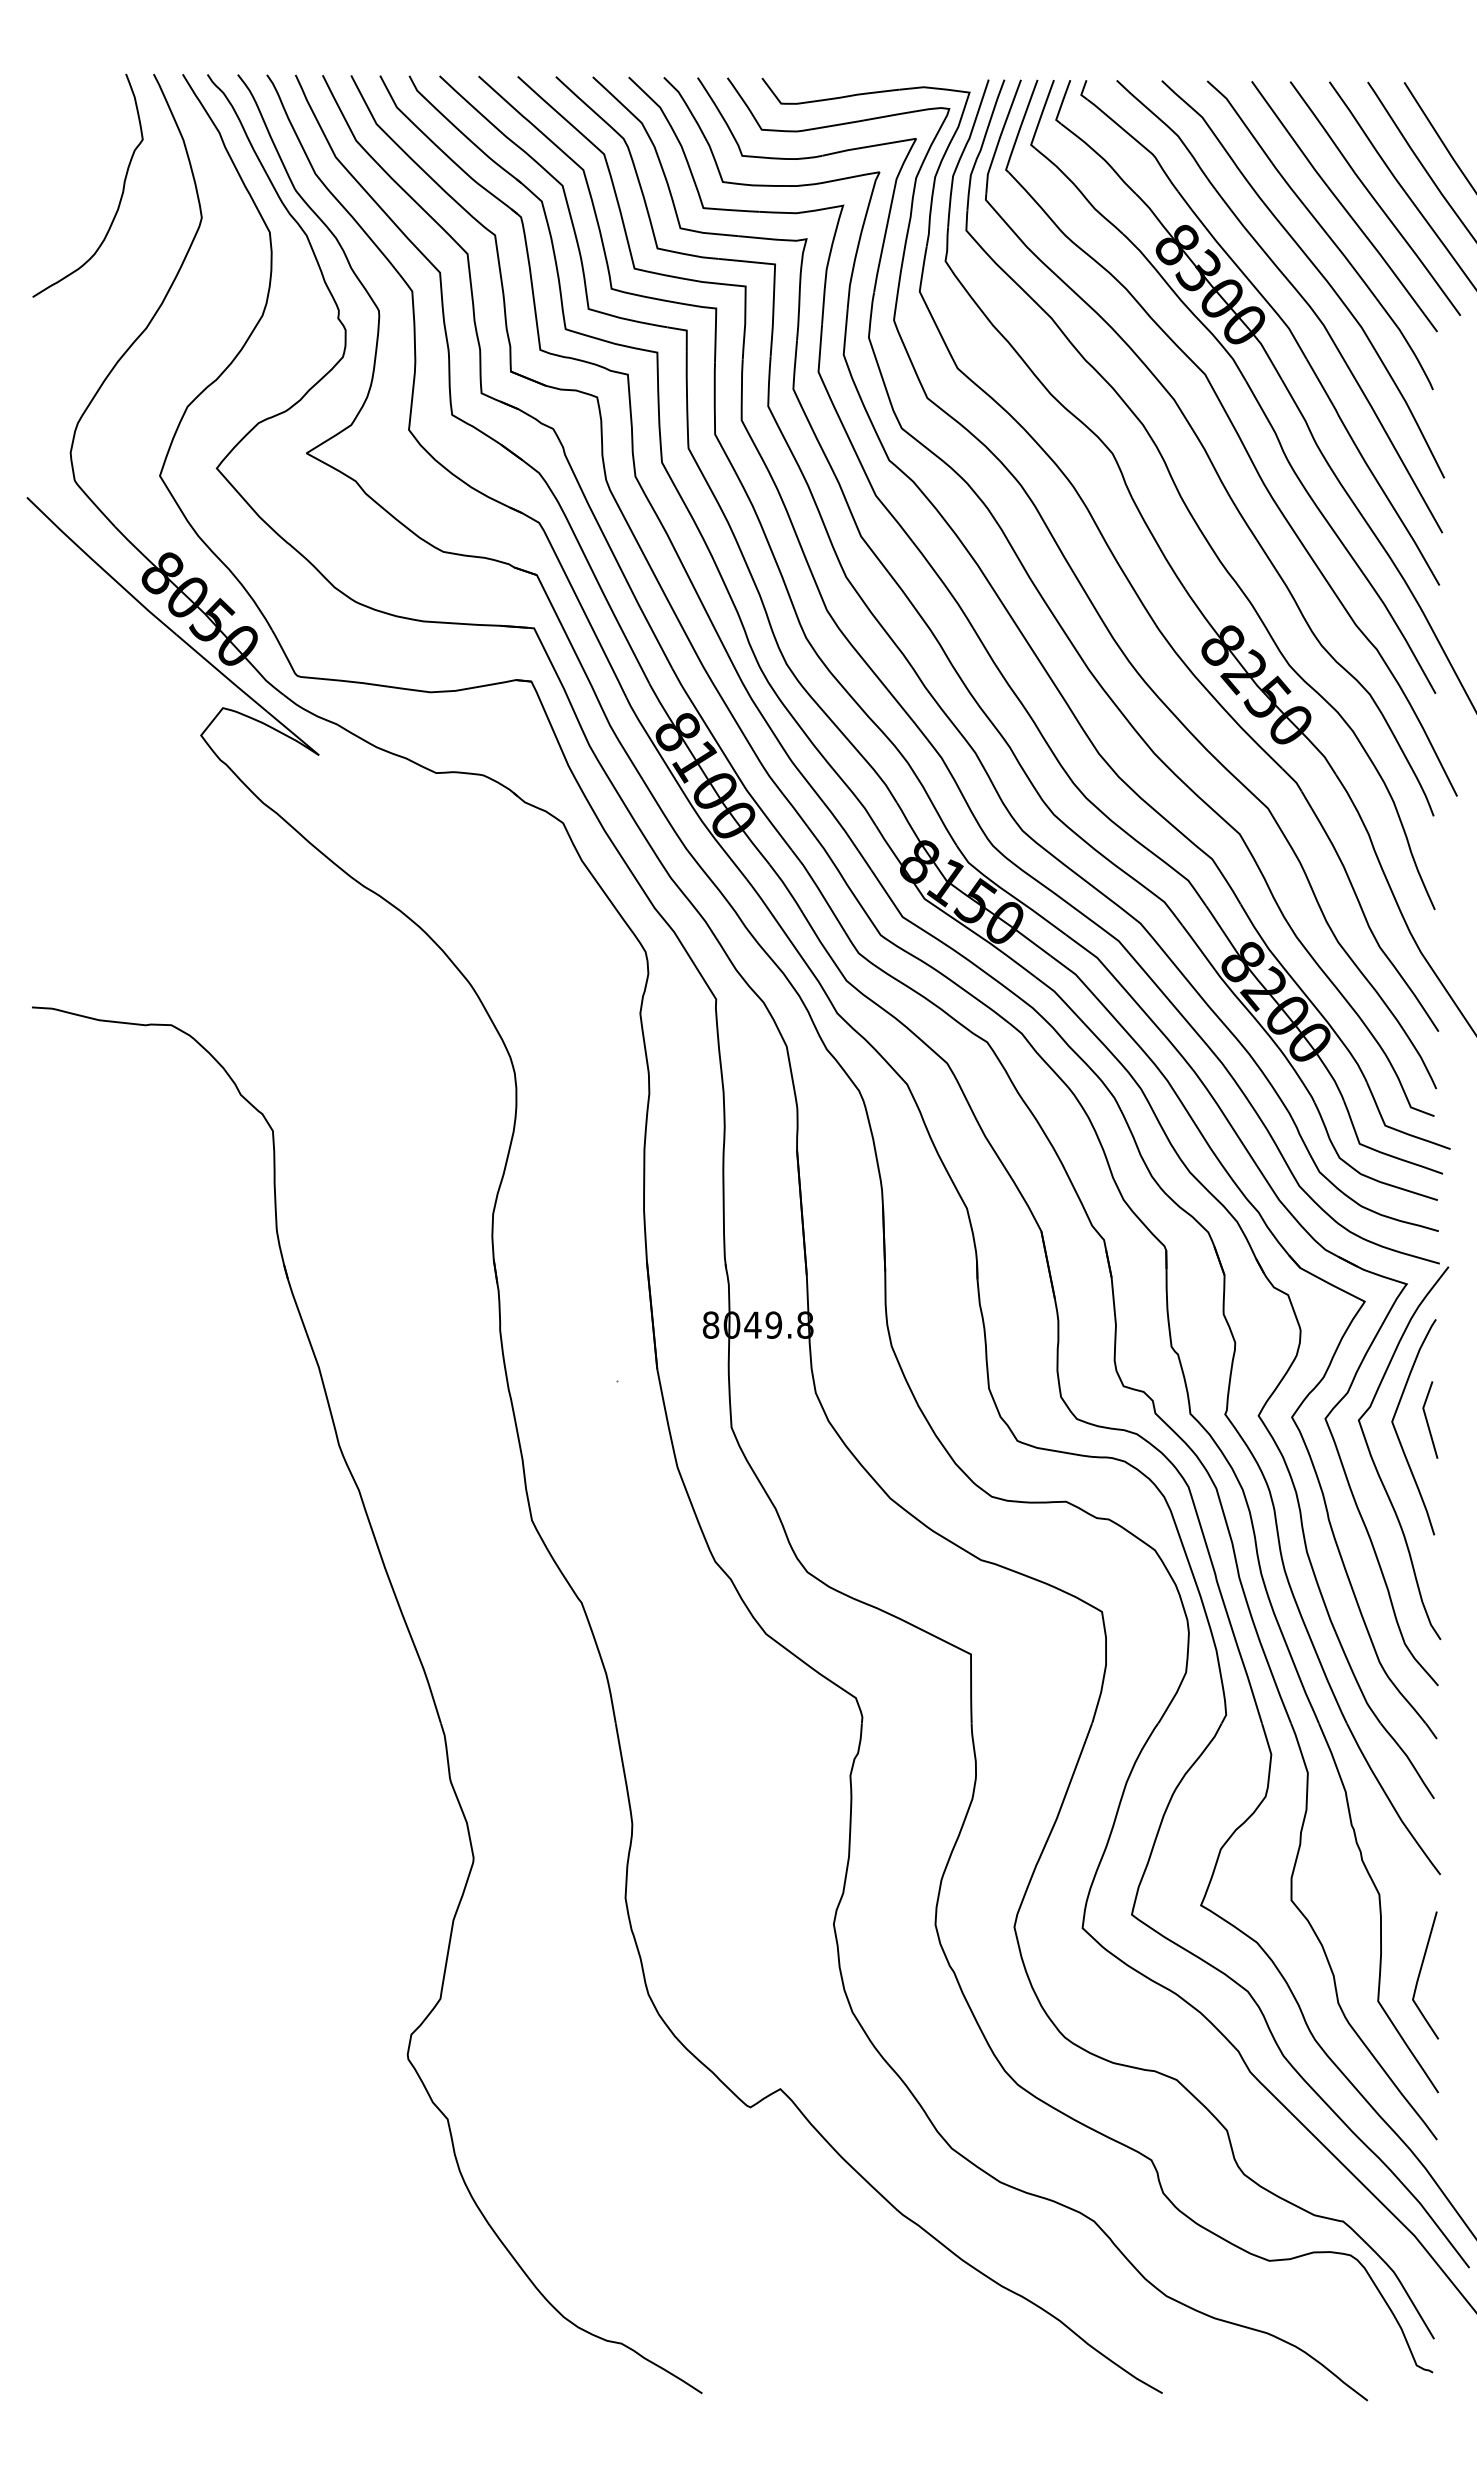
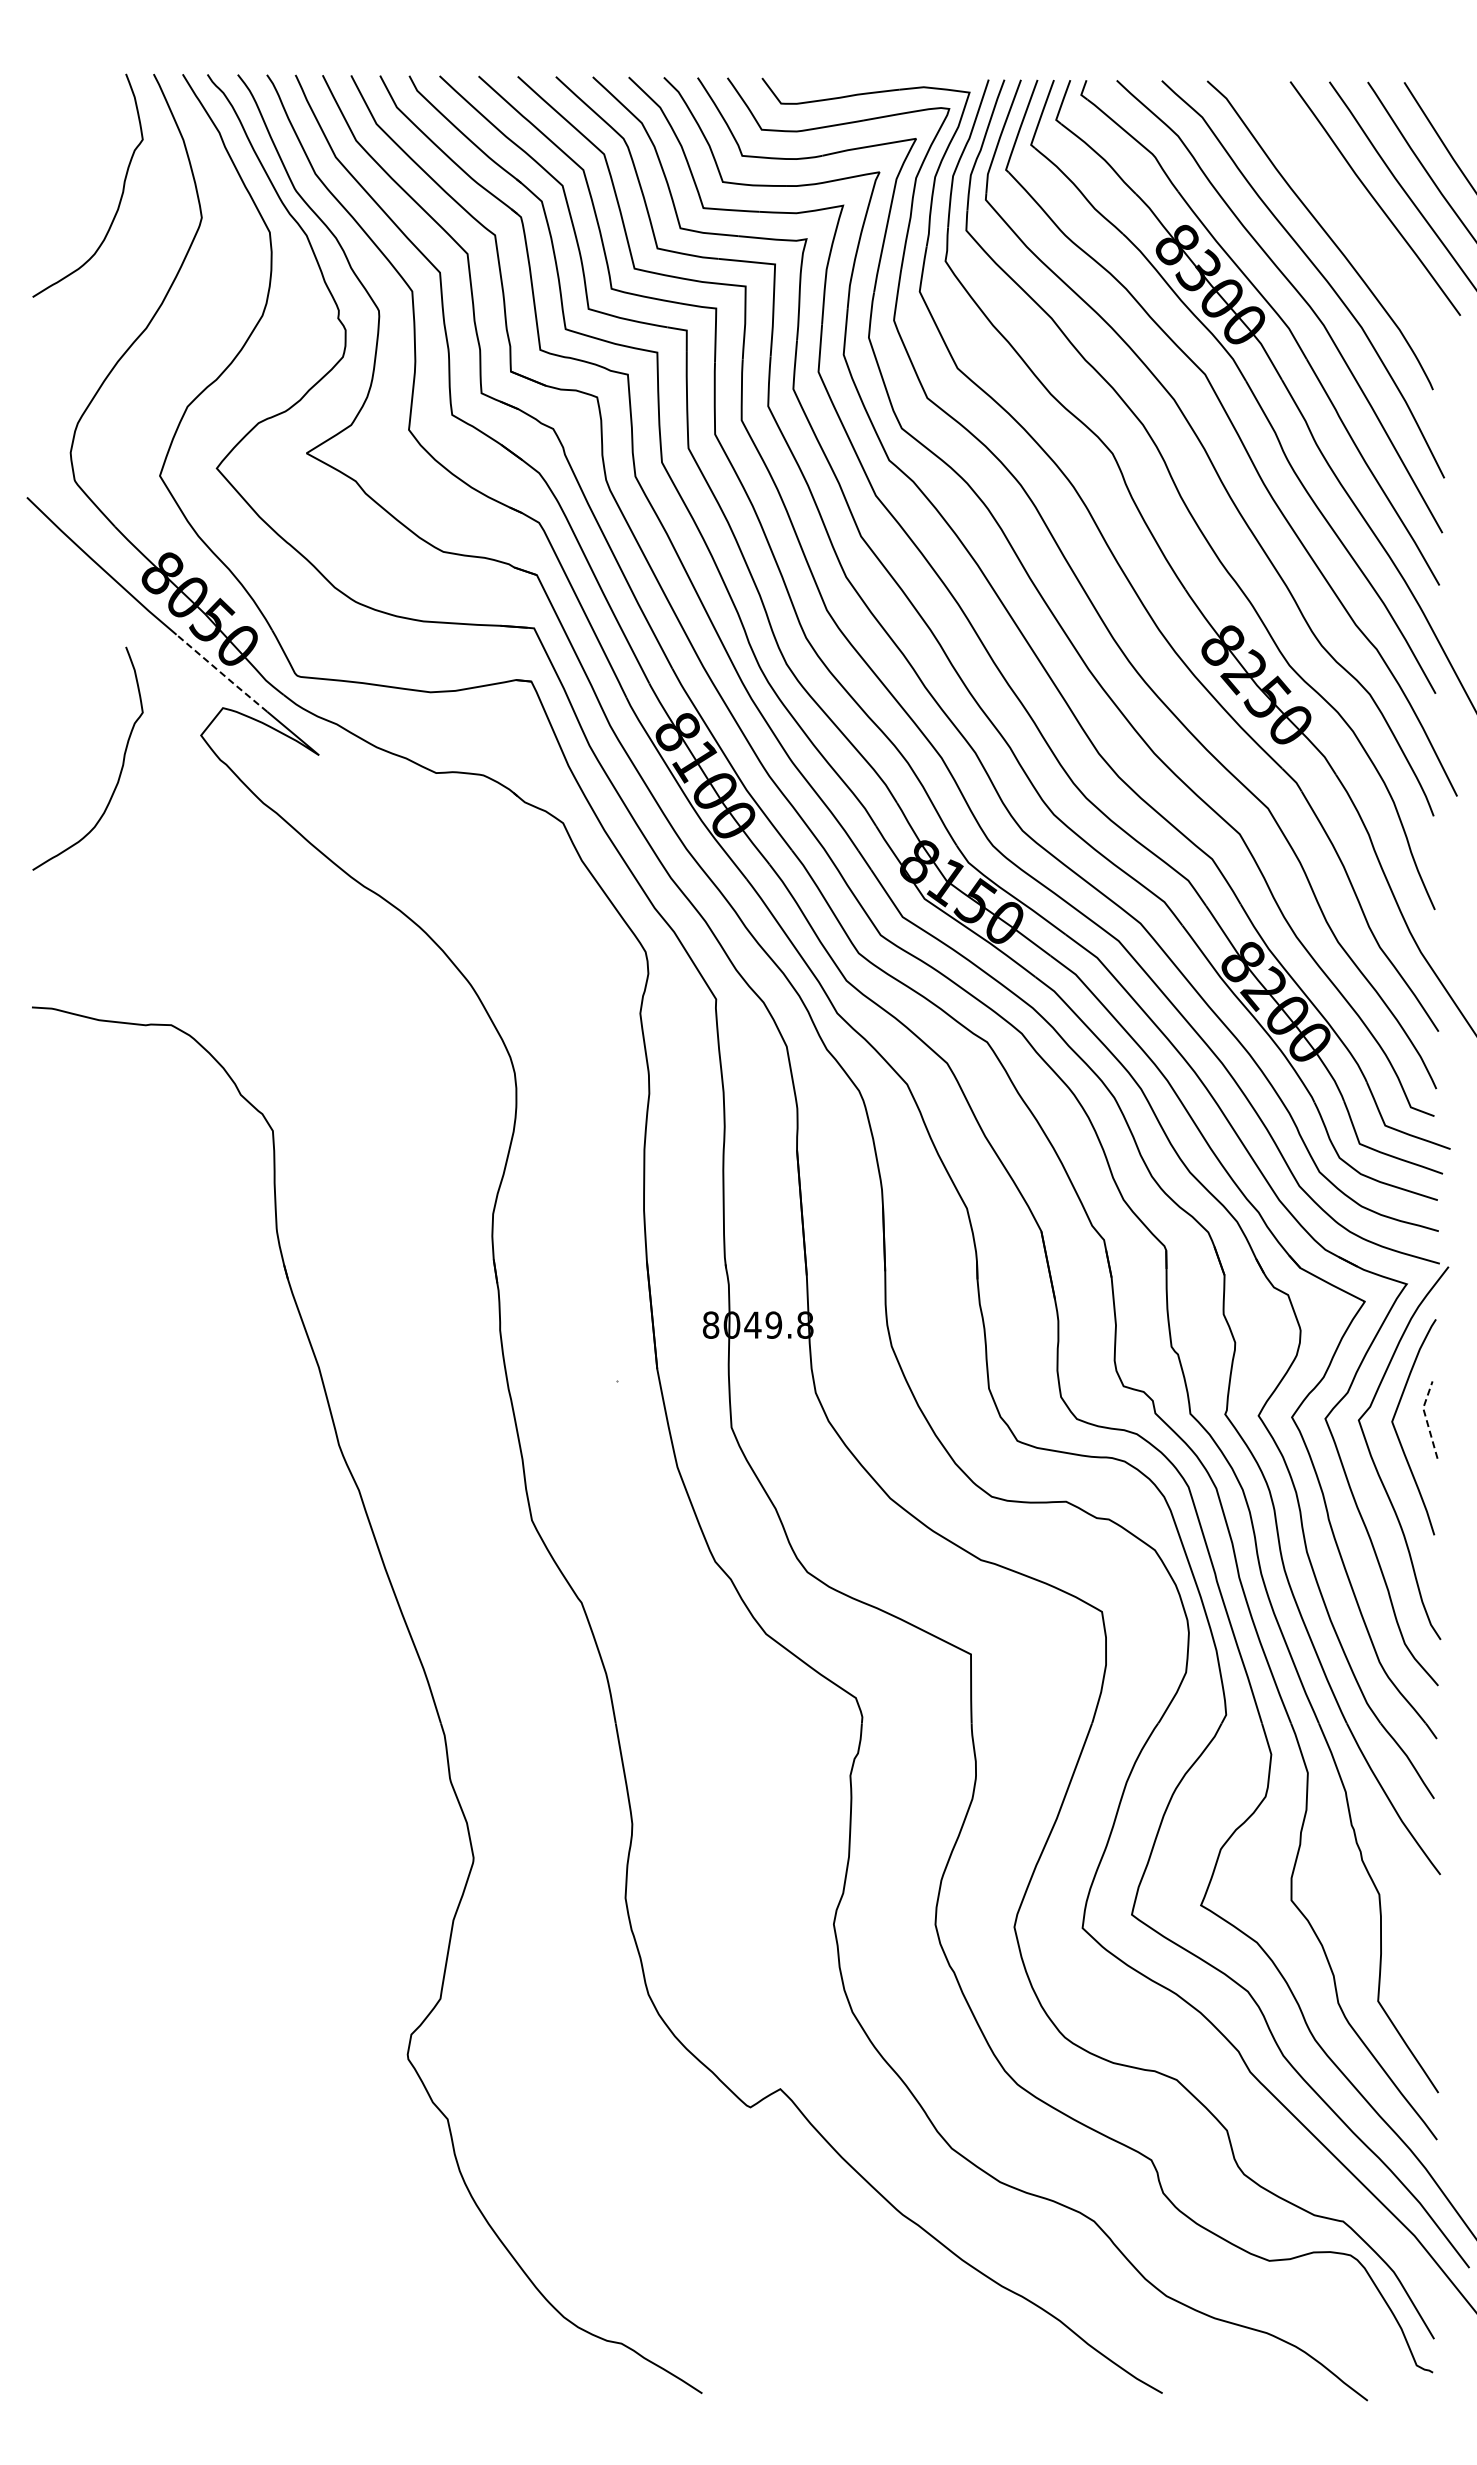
curve: present -> none (1344, 206)
line: solid -> dashed (221, 673)
curve: none -> present (121, 766)
line: solid -> dashed (1426, 1418)
line: present -> none (1420, 1974)
